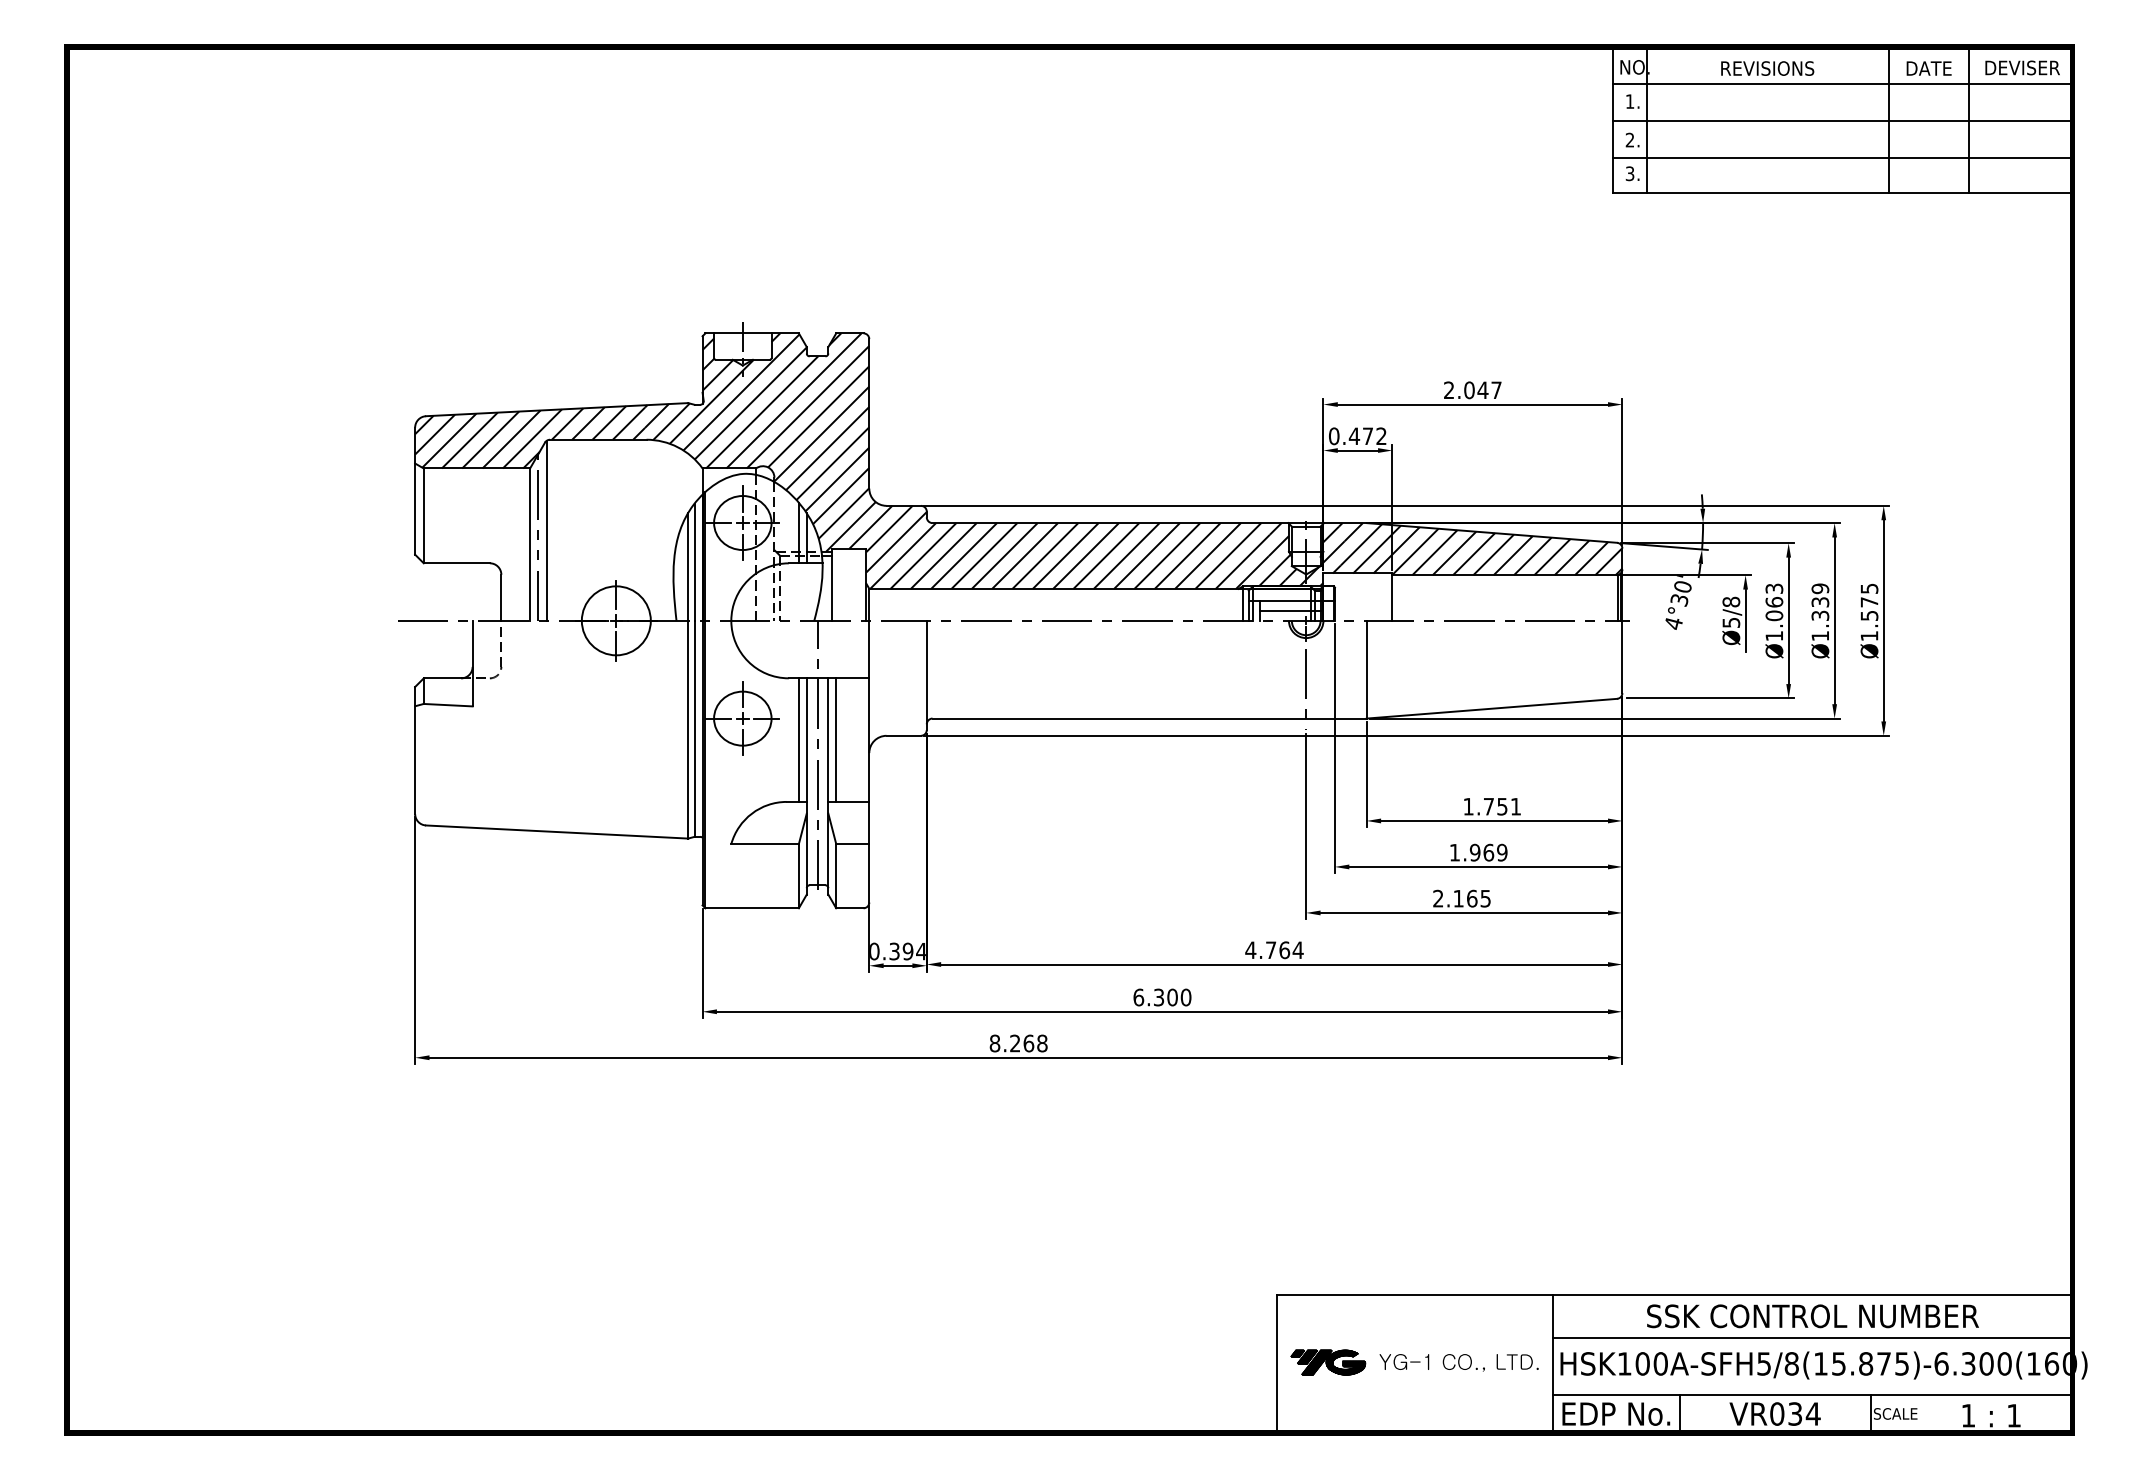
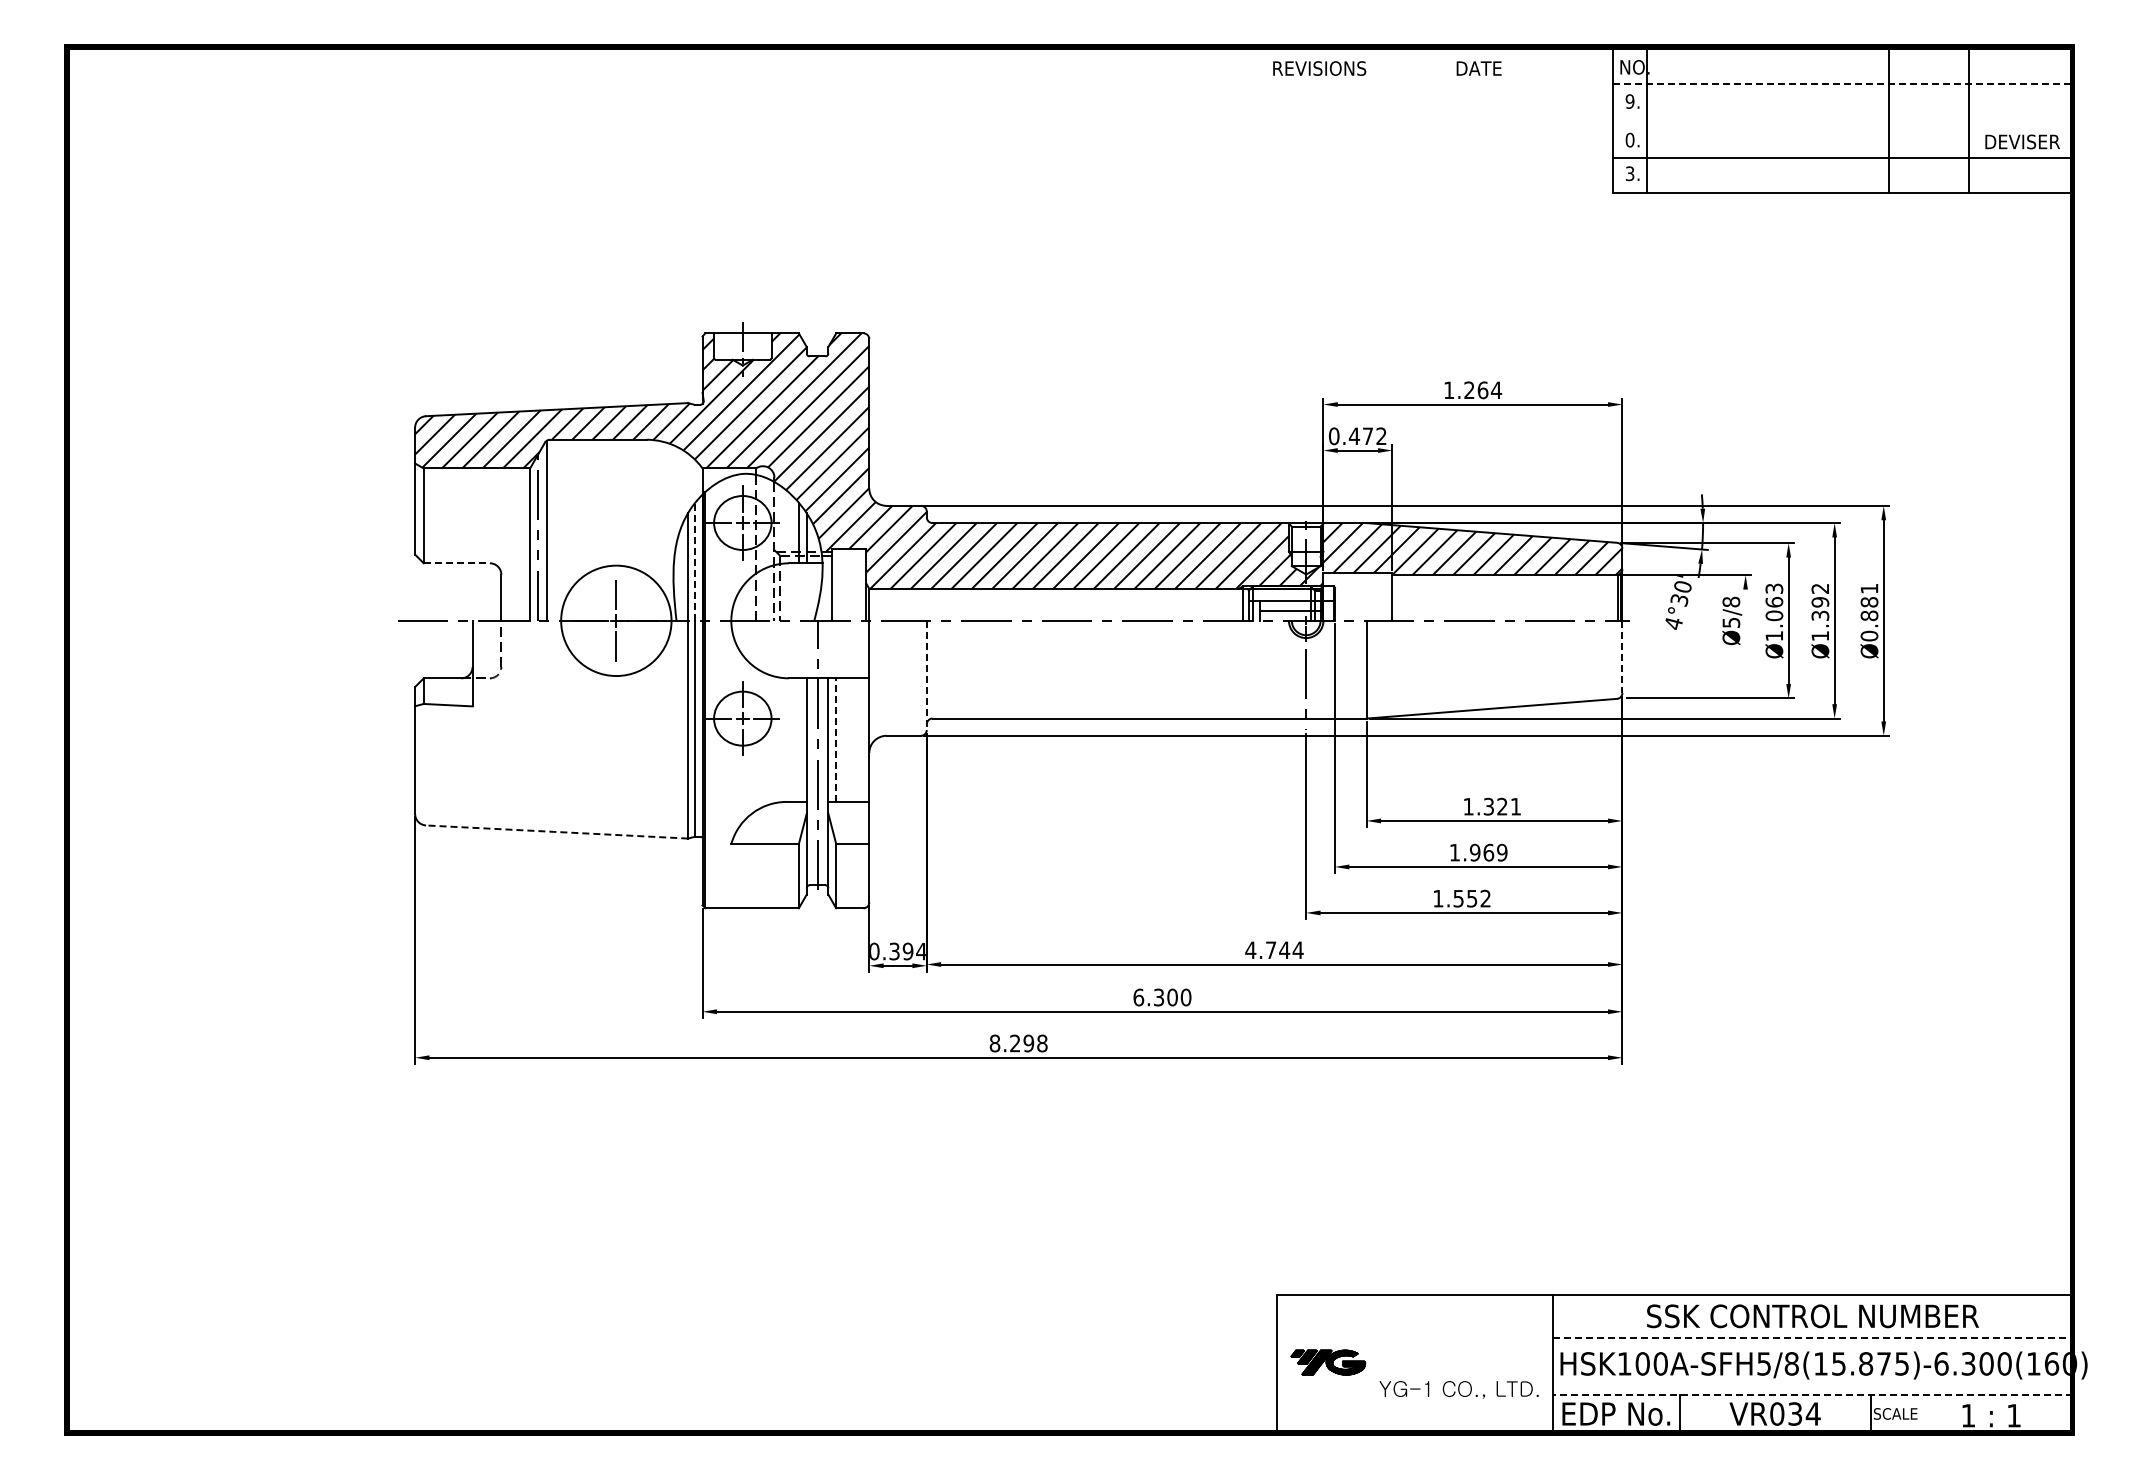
text position: (2022, 67) -> (2022, 141) (2022, 141)
text position: (1767, 68) -> (1319, 68) (1319, 68)
text position: (1928, 68) -> (1478, 68) (1478, 68)
line: solid -> dashed (1842, 84)
text: 1. -> 9. (1629, 101)
line: present -> none (1842, 120)
text: 2. -> 0. (1629, 139)
text: 2.047 -> 1.264 (1473, 390)
line: solid -> dashed (694, 562)
line: solid -> dashed (457, 563)
text: Ø1.339 -> Ø1.392 (1820, 595)
text: Ø1.575 -> Ø0.881 (1869, 612)
circle diameter: 69 px -> 110 px (616, 620)
line: present -> none (1745, 620)
line: solid -> dashed (1622, 657)
line: solid -> dashed (926, 675)
line: present -> none (798, 739)
line: solid -> dashed (836, 740)
text: 1.751 -> 1.321 (1495, 806)
line: solid -> dashed (556, 832)
text: 2.165 -> 1.552 (1461, 898)
text: 4.764 -> 4.744 (1284, 950)
text: 8.268 -> 8.298 (1028, 1043)
line: solid -> dashed (1812, 1337)
text position: (1458, 1362) -> (1458, 1389) (1458, 1389)
line: solid -> dashed (1812, 1395)
